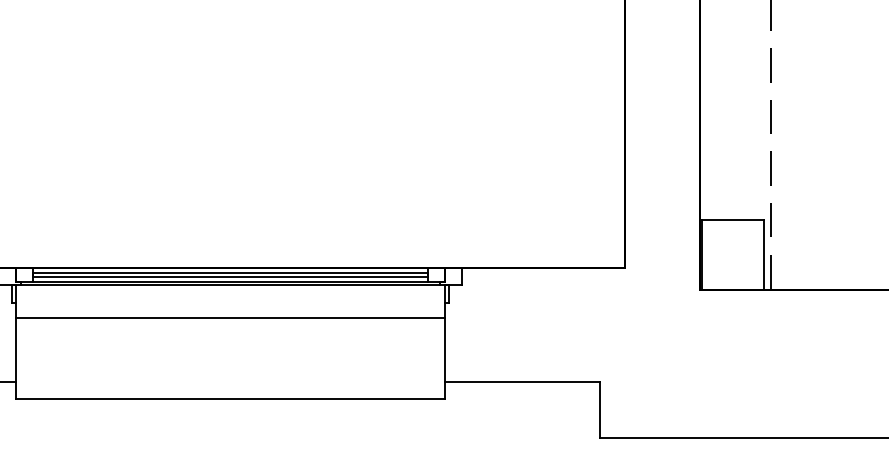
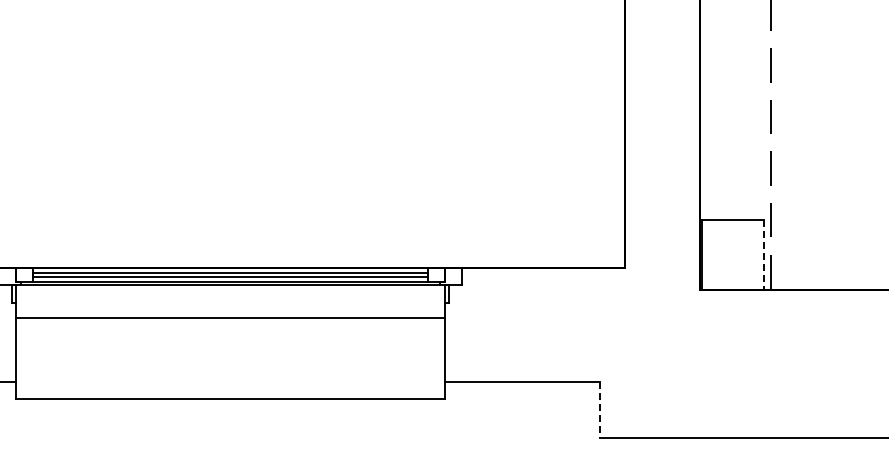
line: solid -> dashed (764, 255)
line: solid -> dashed (599, 410)
